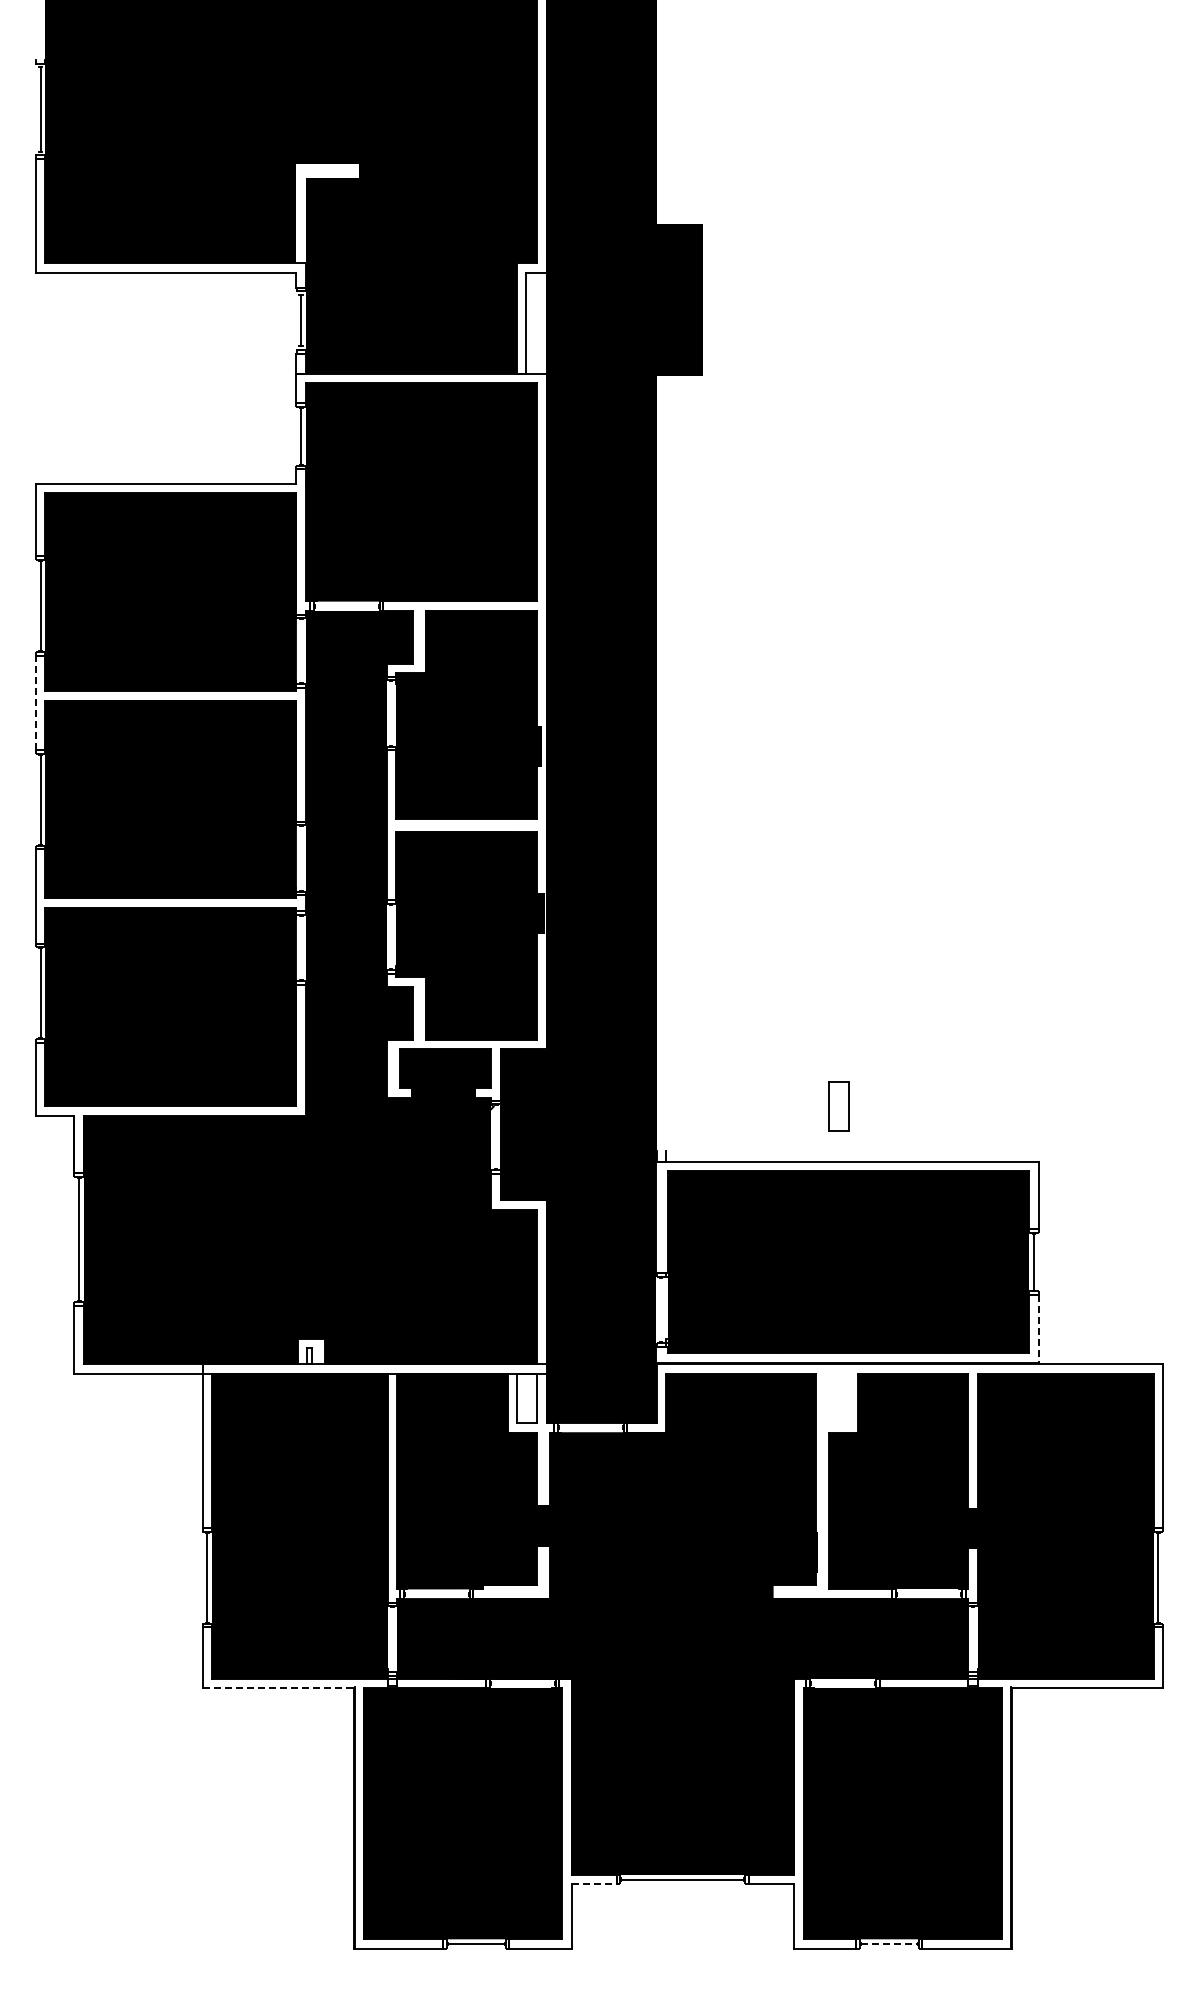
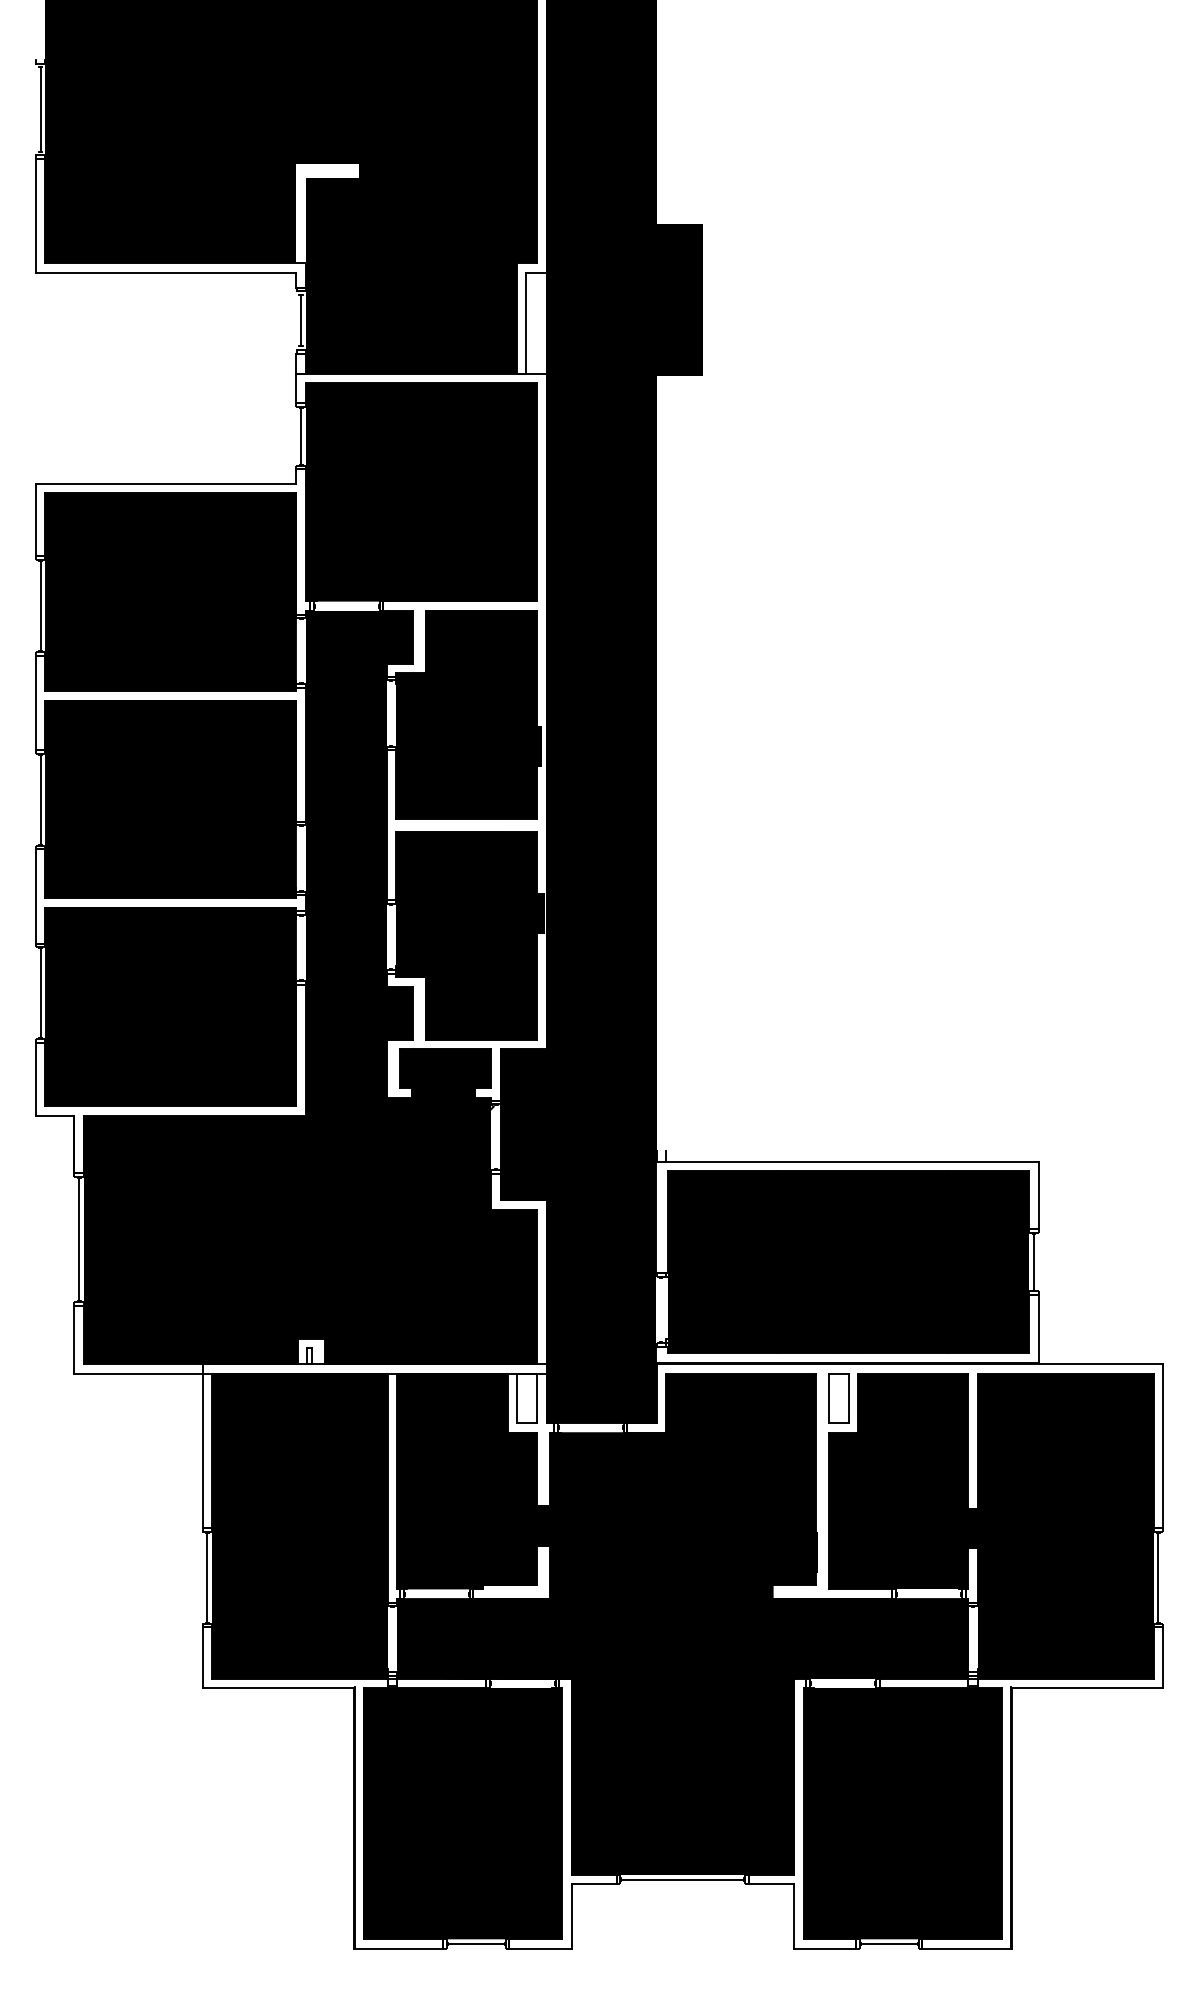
line: dashed -> solid (35, 702)
part position: (838, 1106) -> (838, 1398) (838, 1398)
line: dashed -> solid (1038, 1328)
line: dashed -> solid (278, 1688)
line: dashed -> solid (594, 1884)
line: dashed -> solid (889, 1943)
